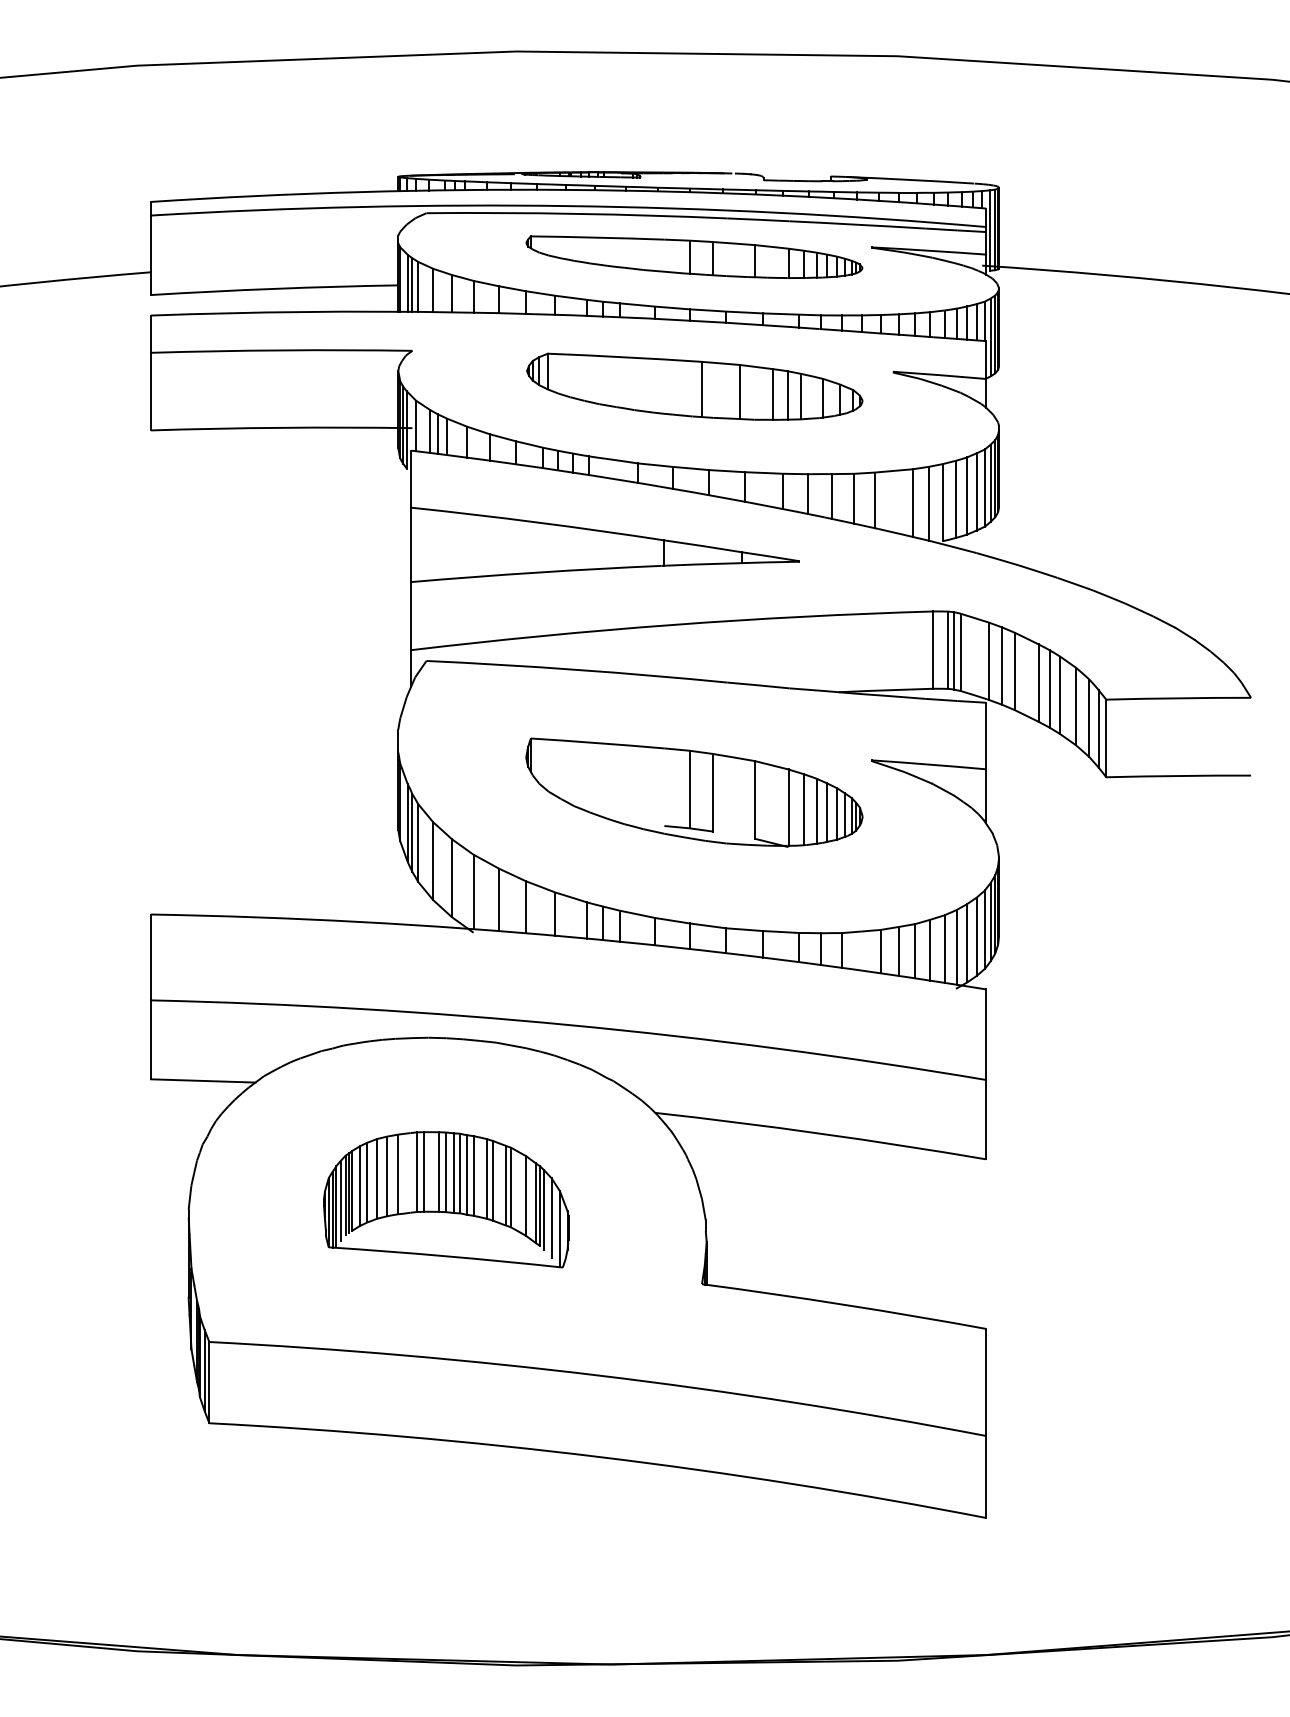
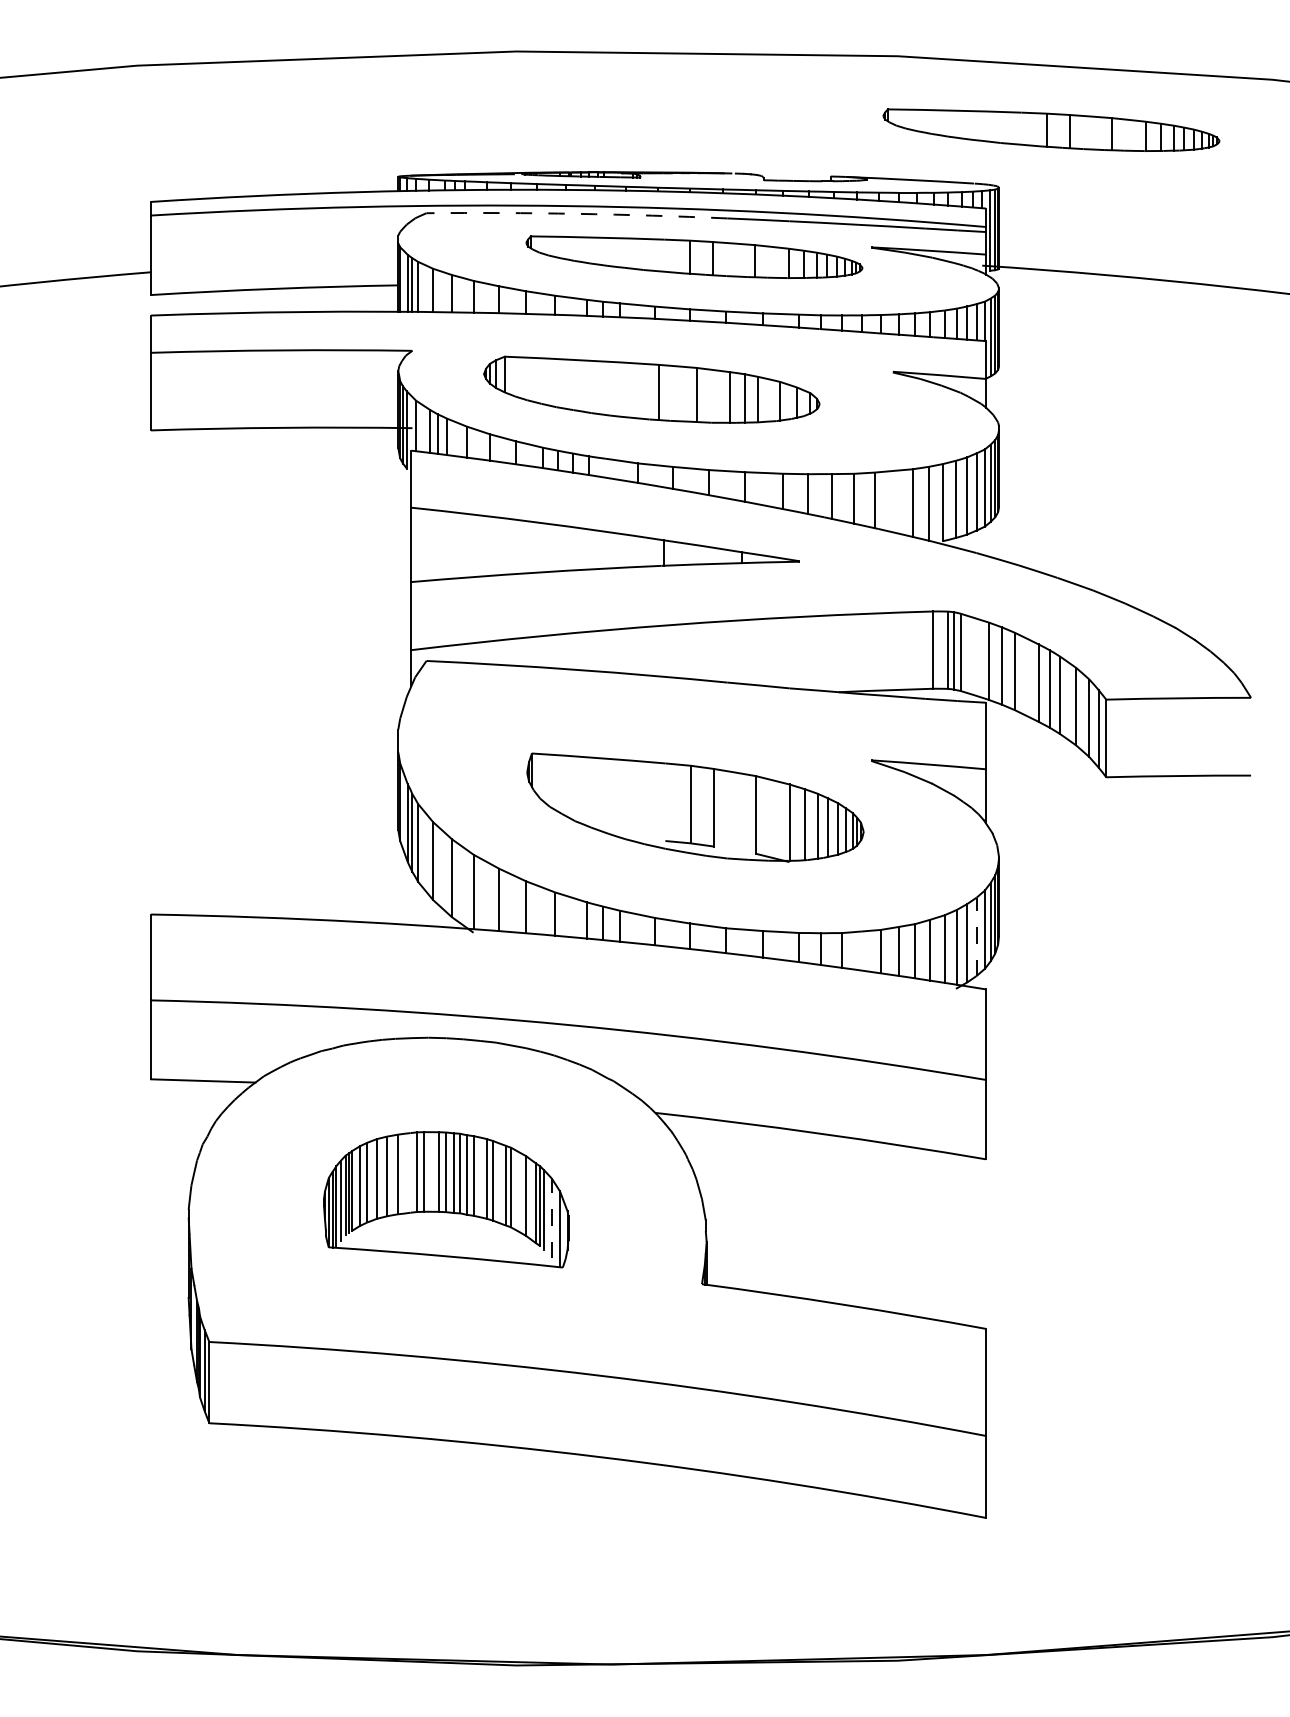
part: none -> present (1051, 129)
arc: solid -> dashed (577, 213)
part position: (694, 386) -> (651, 389) (651, 389)
part position: (694, 792) -> (695, 807) (695, 807)
line: solid -> dashed (976, 936)
line: solid -> dashed (551, 1218)
